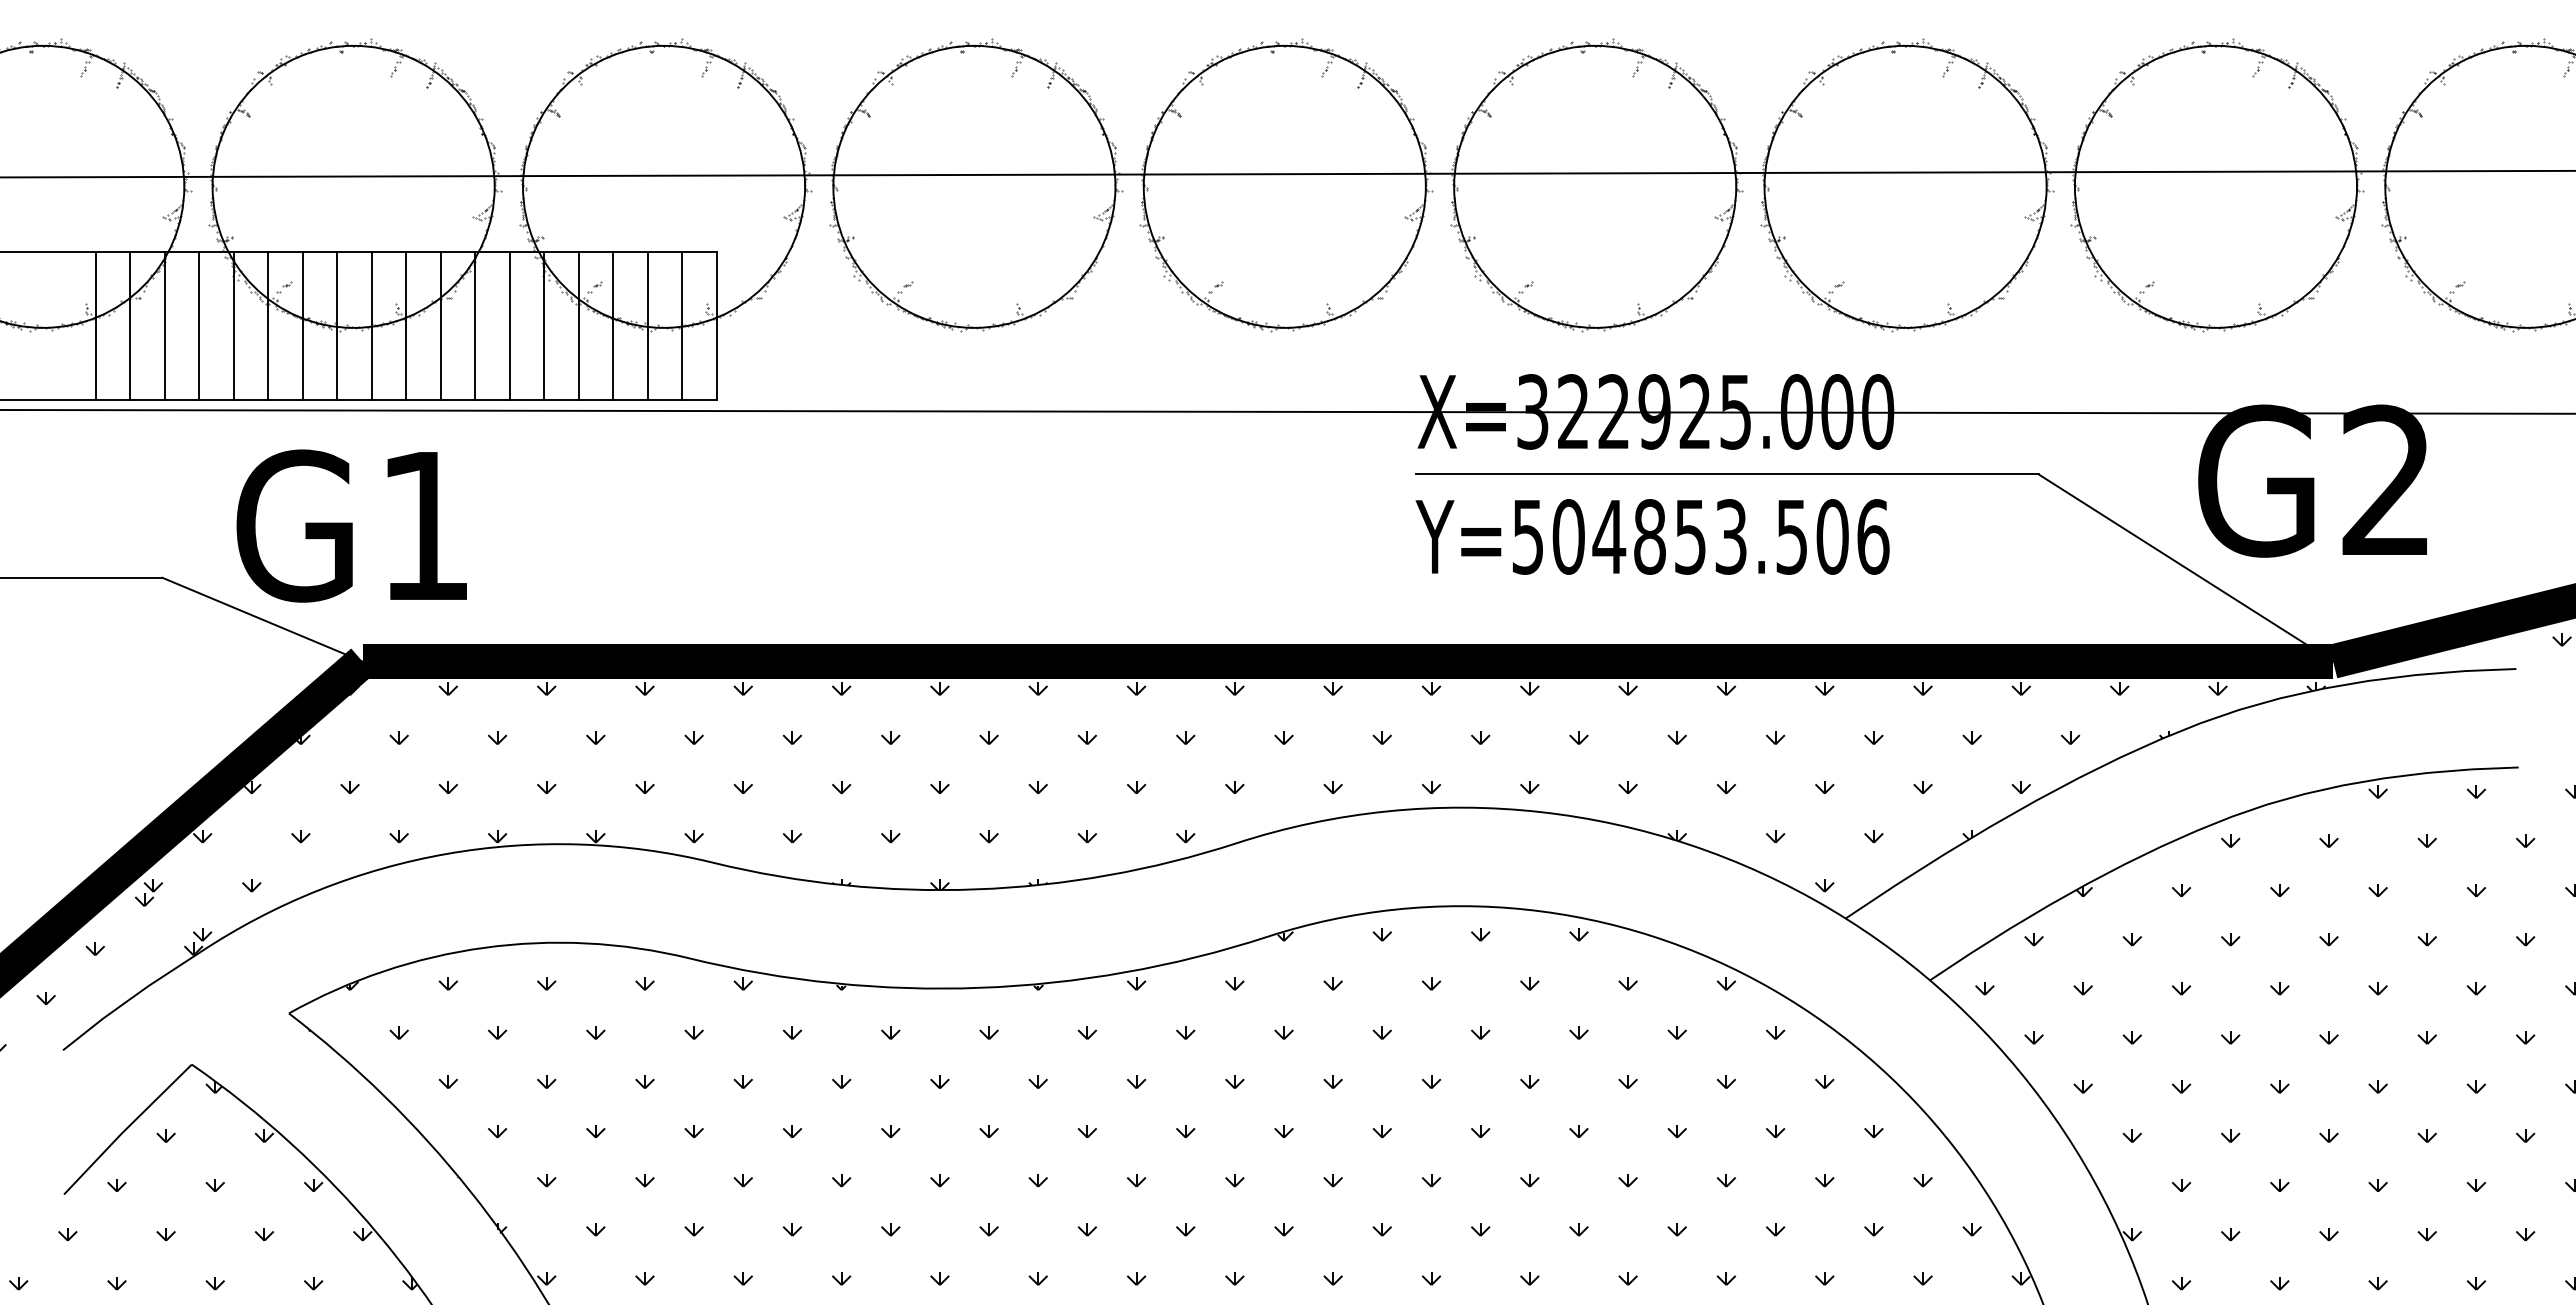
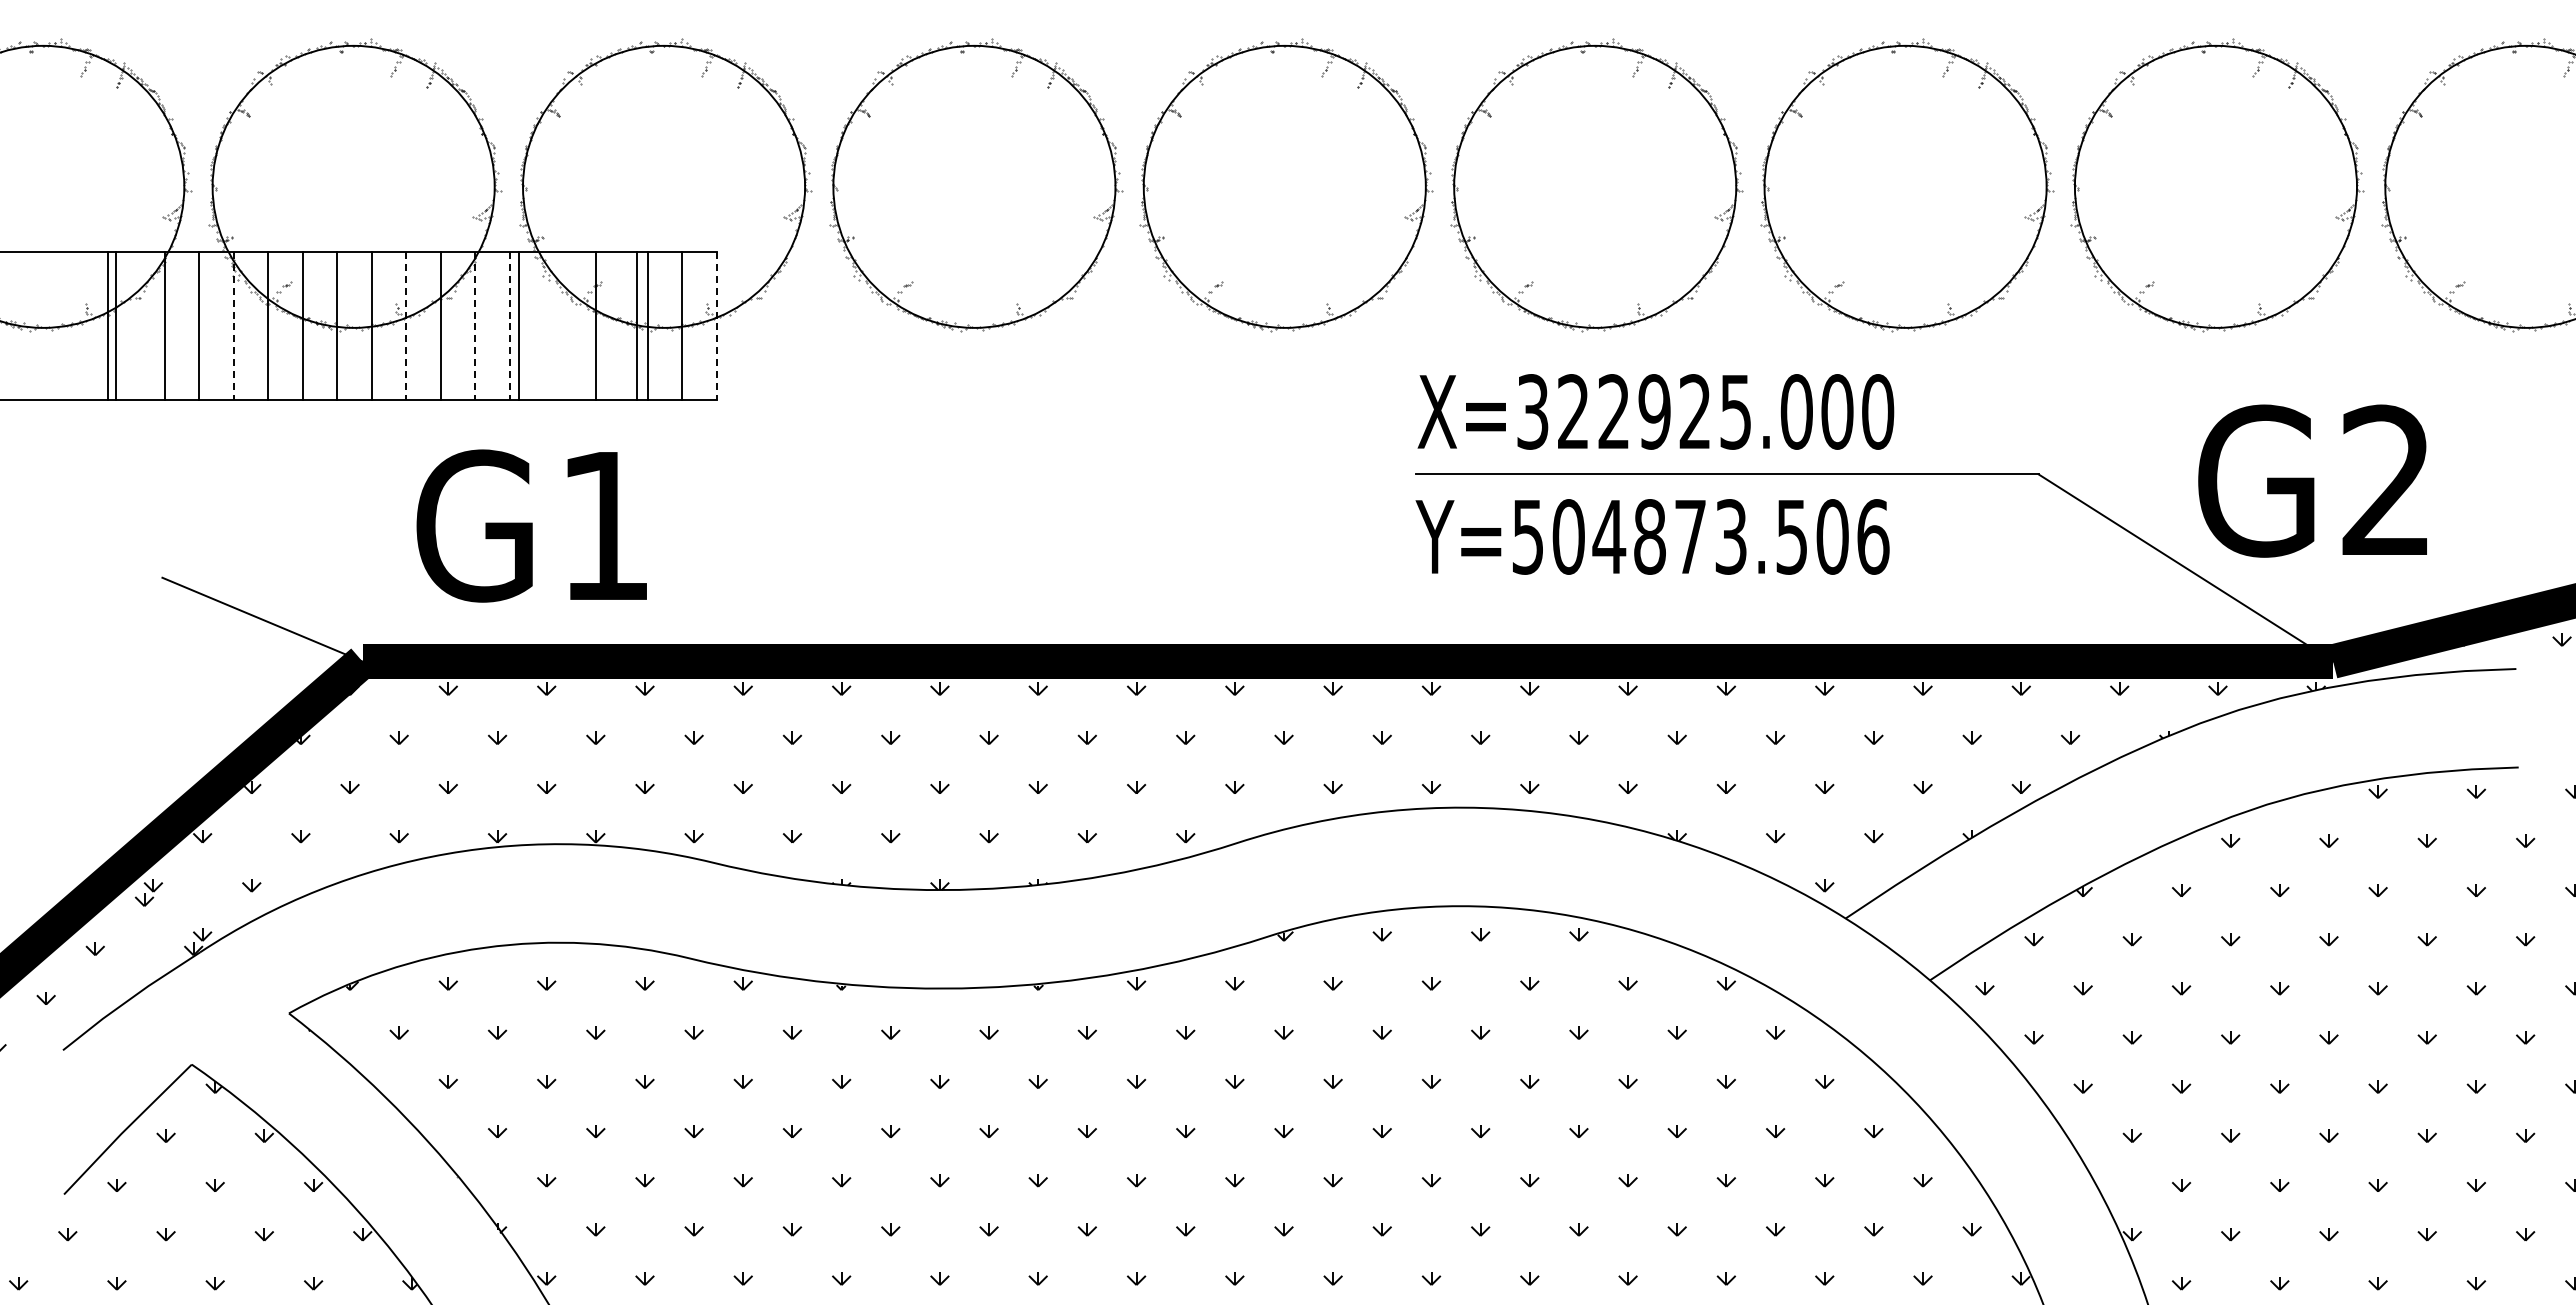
line: present -> none (1287, 173)
line position: (95, 325) -> (115, 325) (115, 325)
line position: (130, 325) -> (108, 325) (108, 325)
line: solid -> dashed (233, 325)
line: solid -> dashed (406, 325)
line: solid -> dashed (475, 325)
line: solid -> dashed (509, 325)
line position: (544, 325) -> (519, 325) (519, 325)
line position: (578, 325) -> (595, 325) (595, 325)
line position: (613, 325) -> (637, 325) (637, 325)
line: solid -> dashed (716, 325)
line: present -> none (1287, 411)
text position: (351, 525) -> (531, 525) (531, 525)
text: Y=504853.506 -> Y=504873.506 (1690, 537)
line: present -> none (82, 577)
